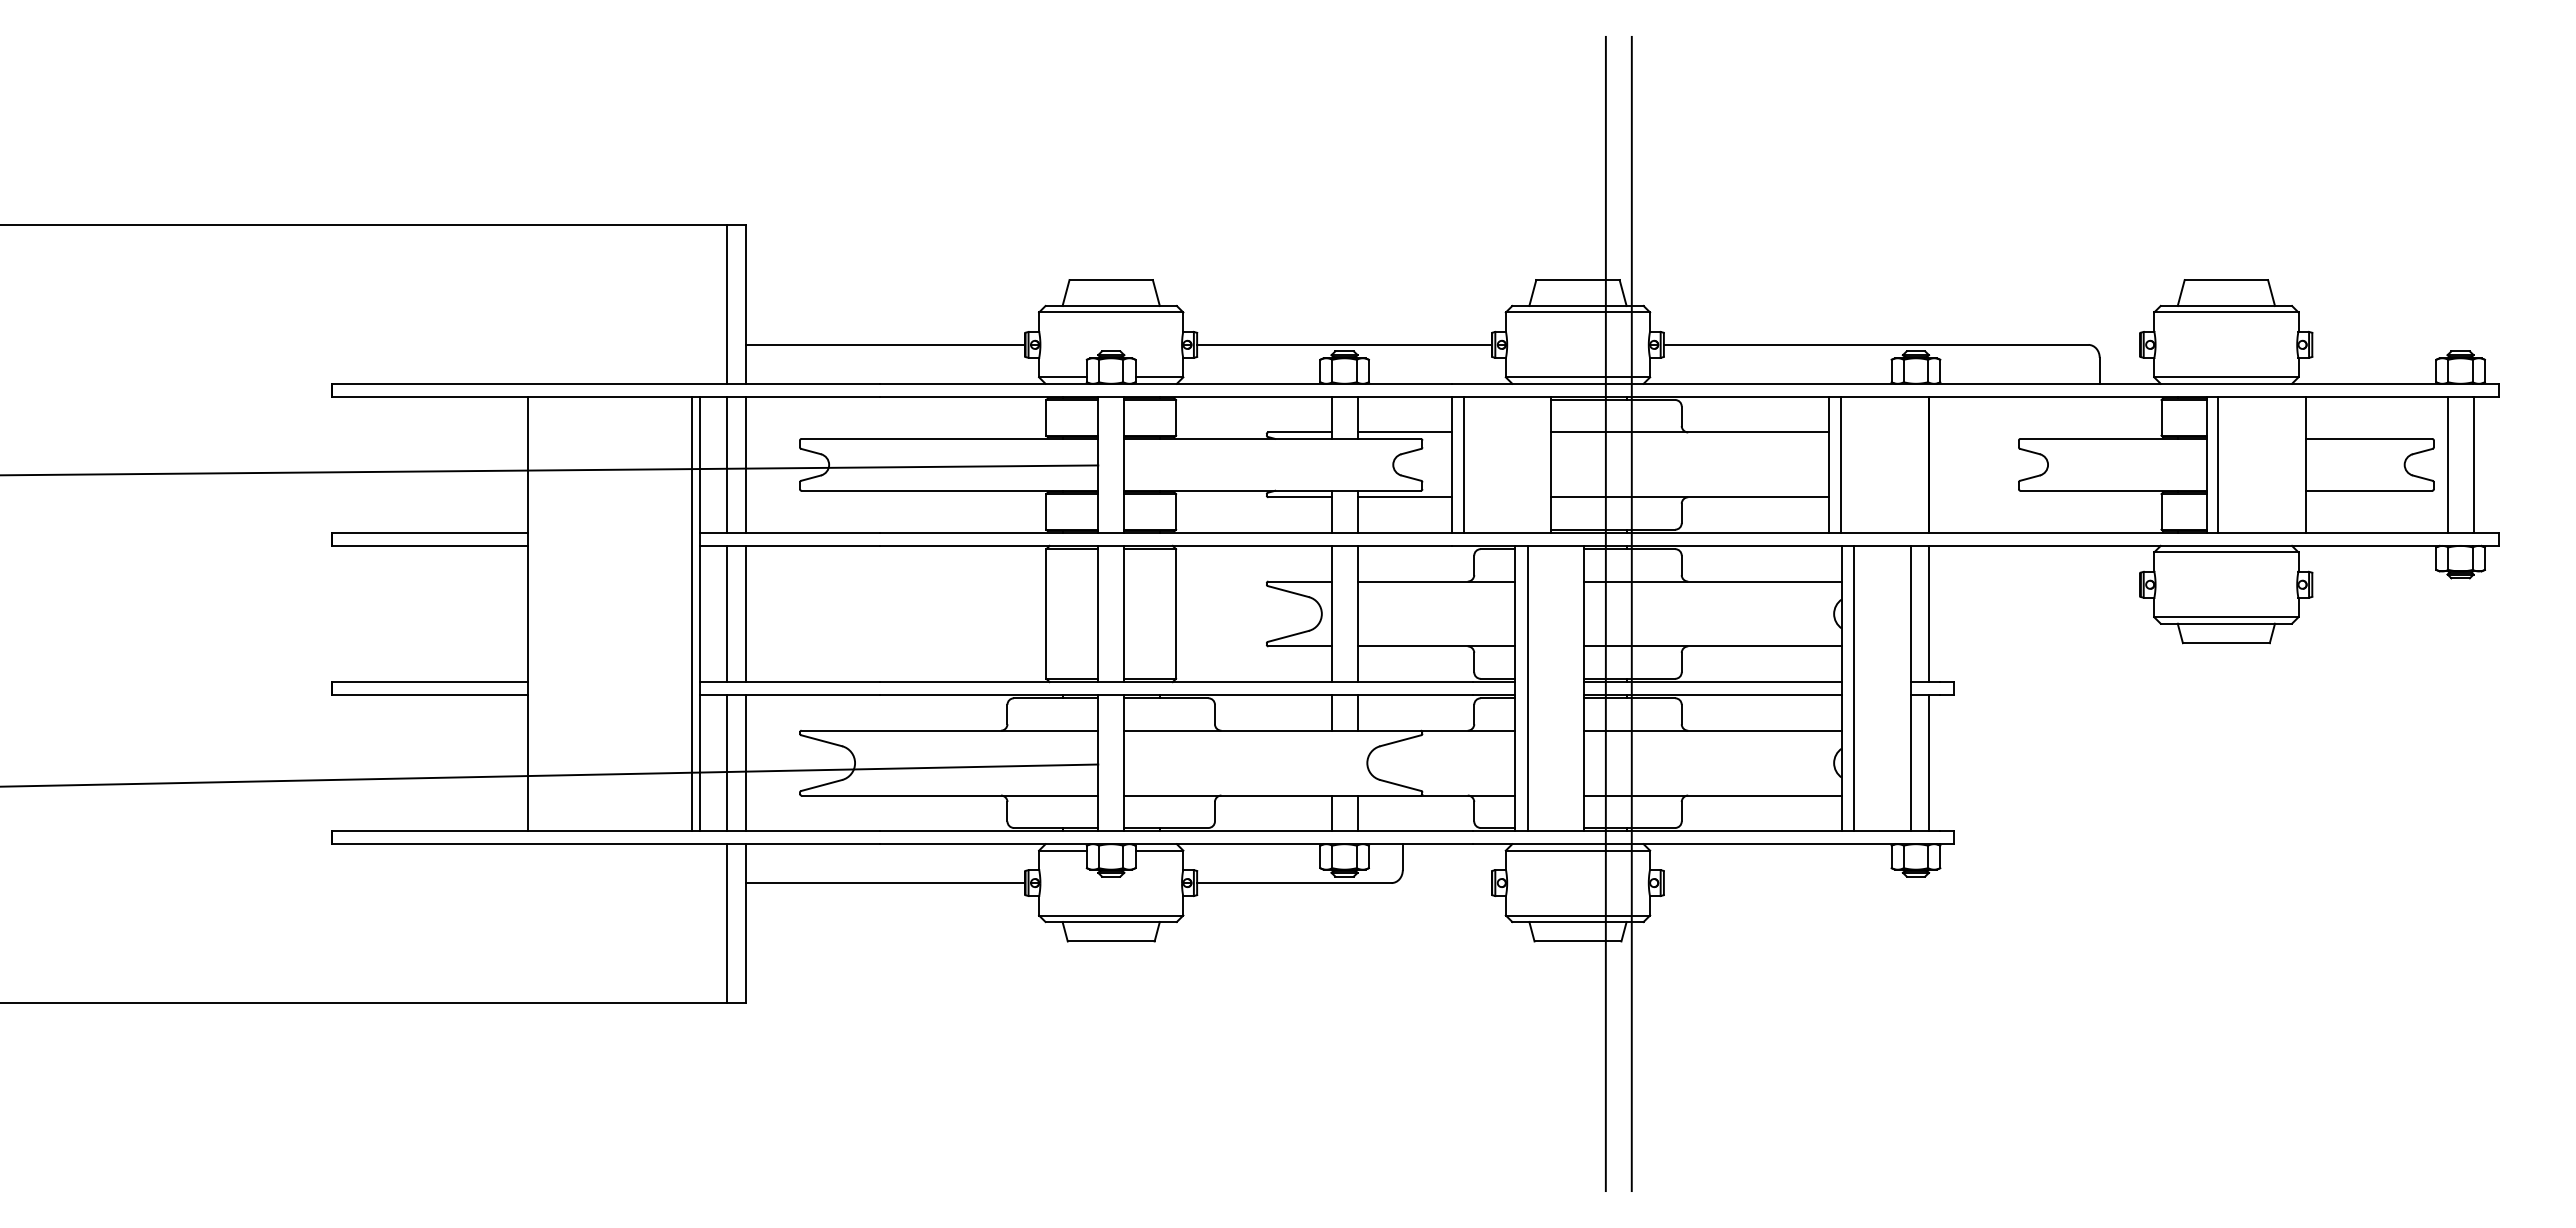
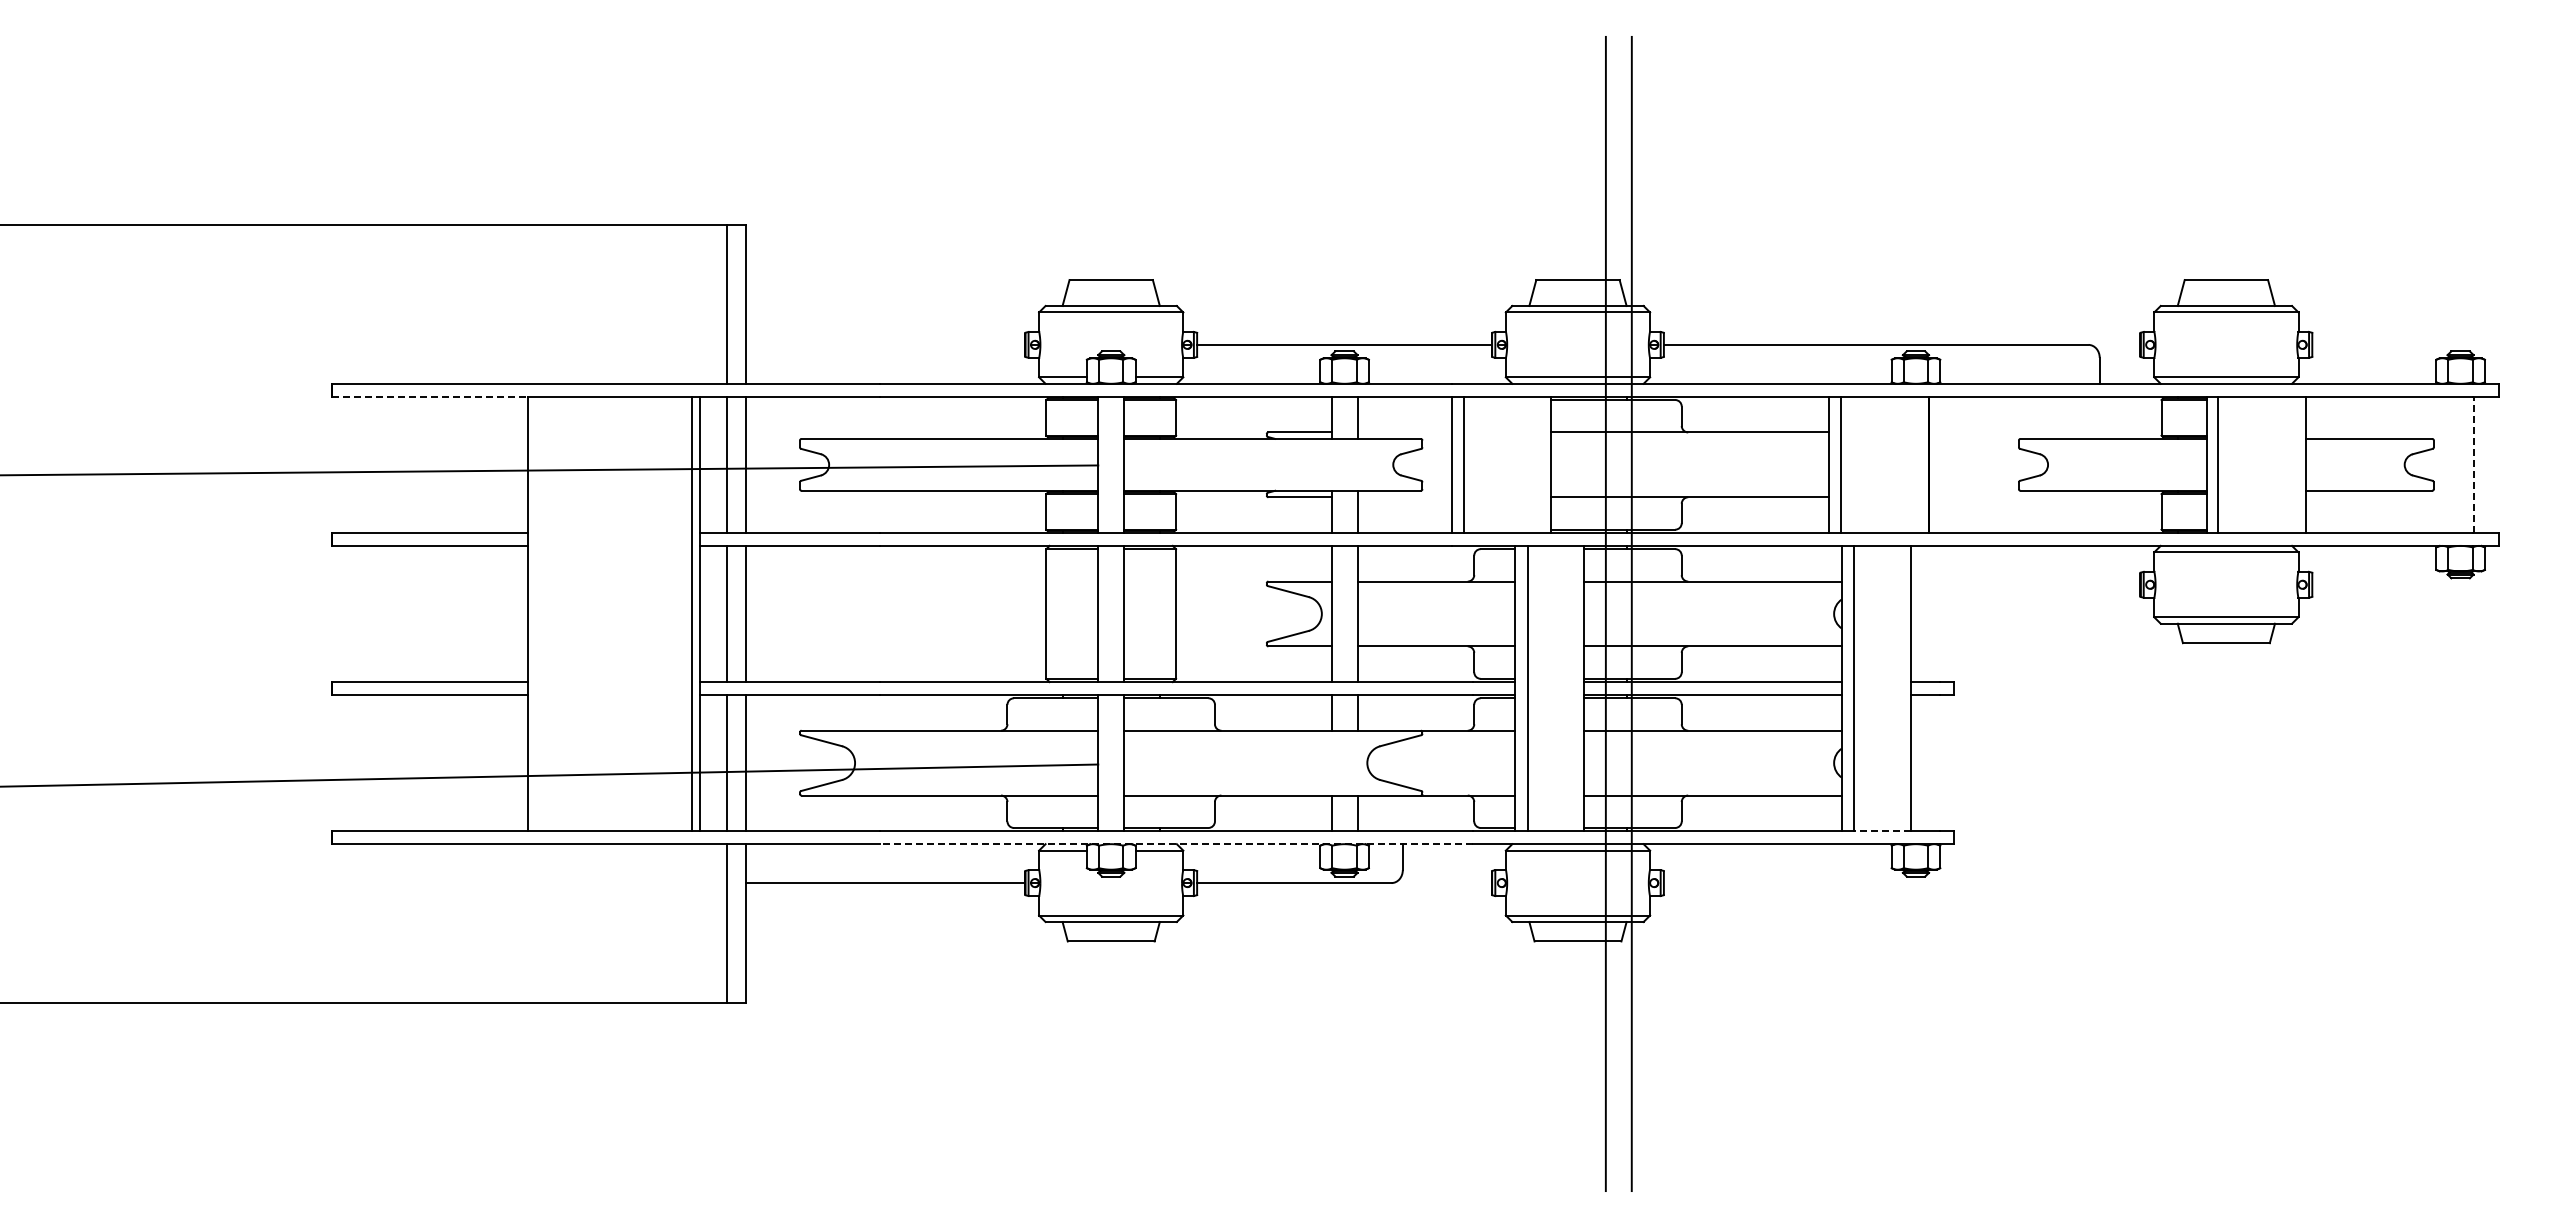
line: present -> none (885, 344)
line: solid -> dashed (430, 396)
line: present -> none (1404, 432)
line: present -> none (2447, 464)
line: solid -> dashed (2473, 464)
line: present -> none (1404, 497)
line: present -> none (1928, 613)
line: present -> none (1928, 763)
line: solid -> dashed (1881, 831)
line: solid -> dashed (1176, 844)
